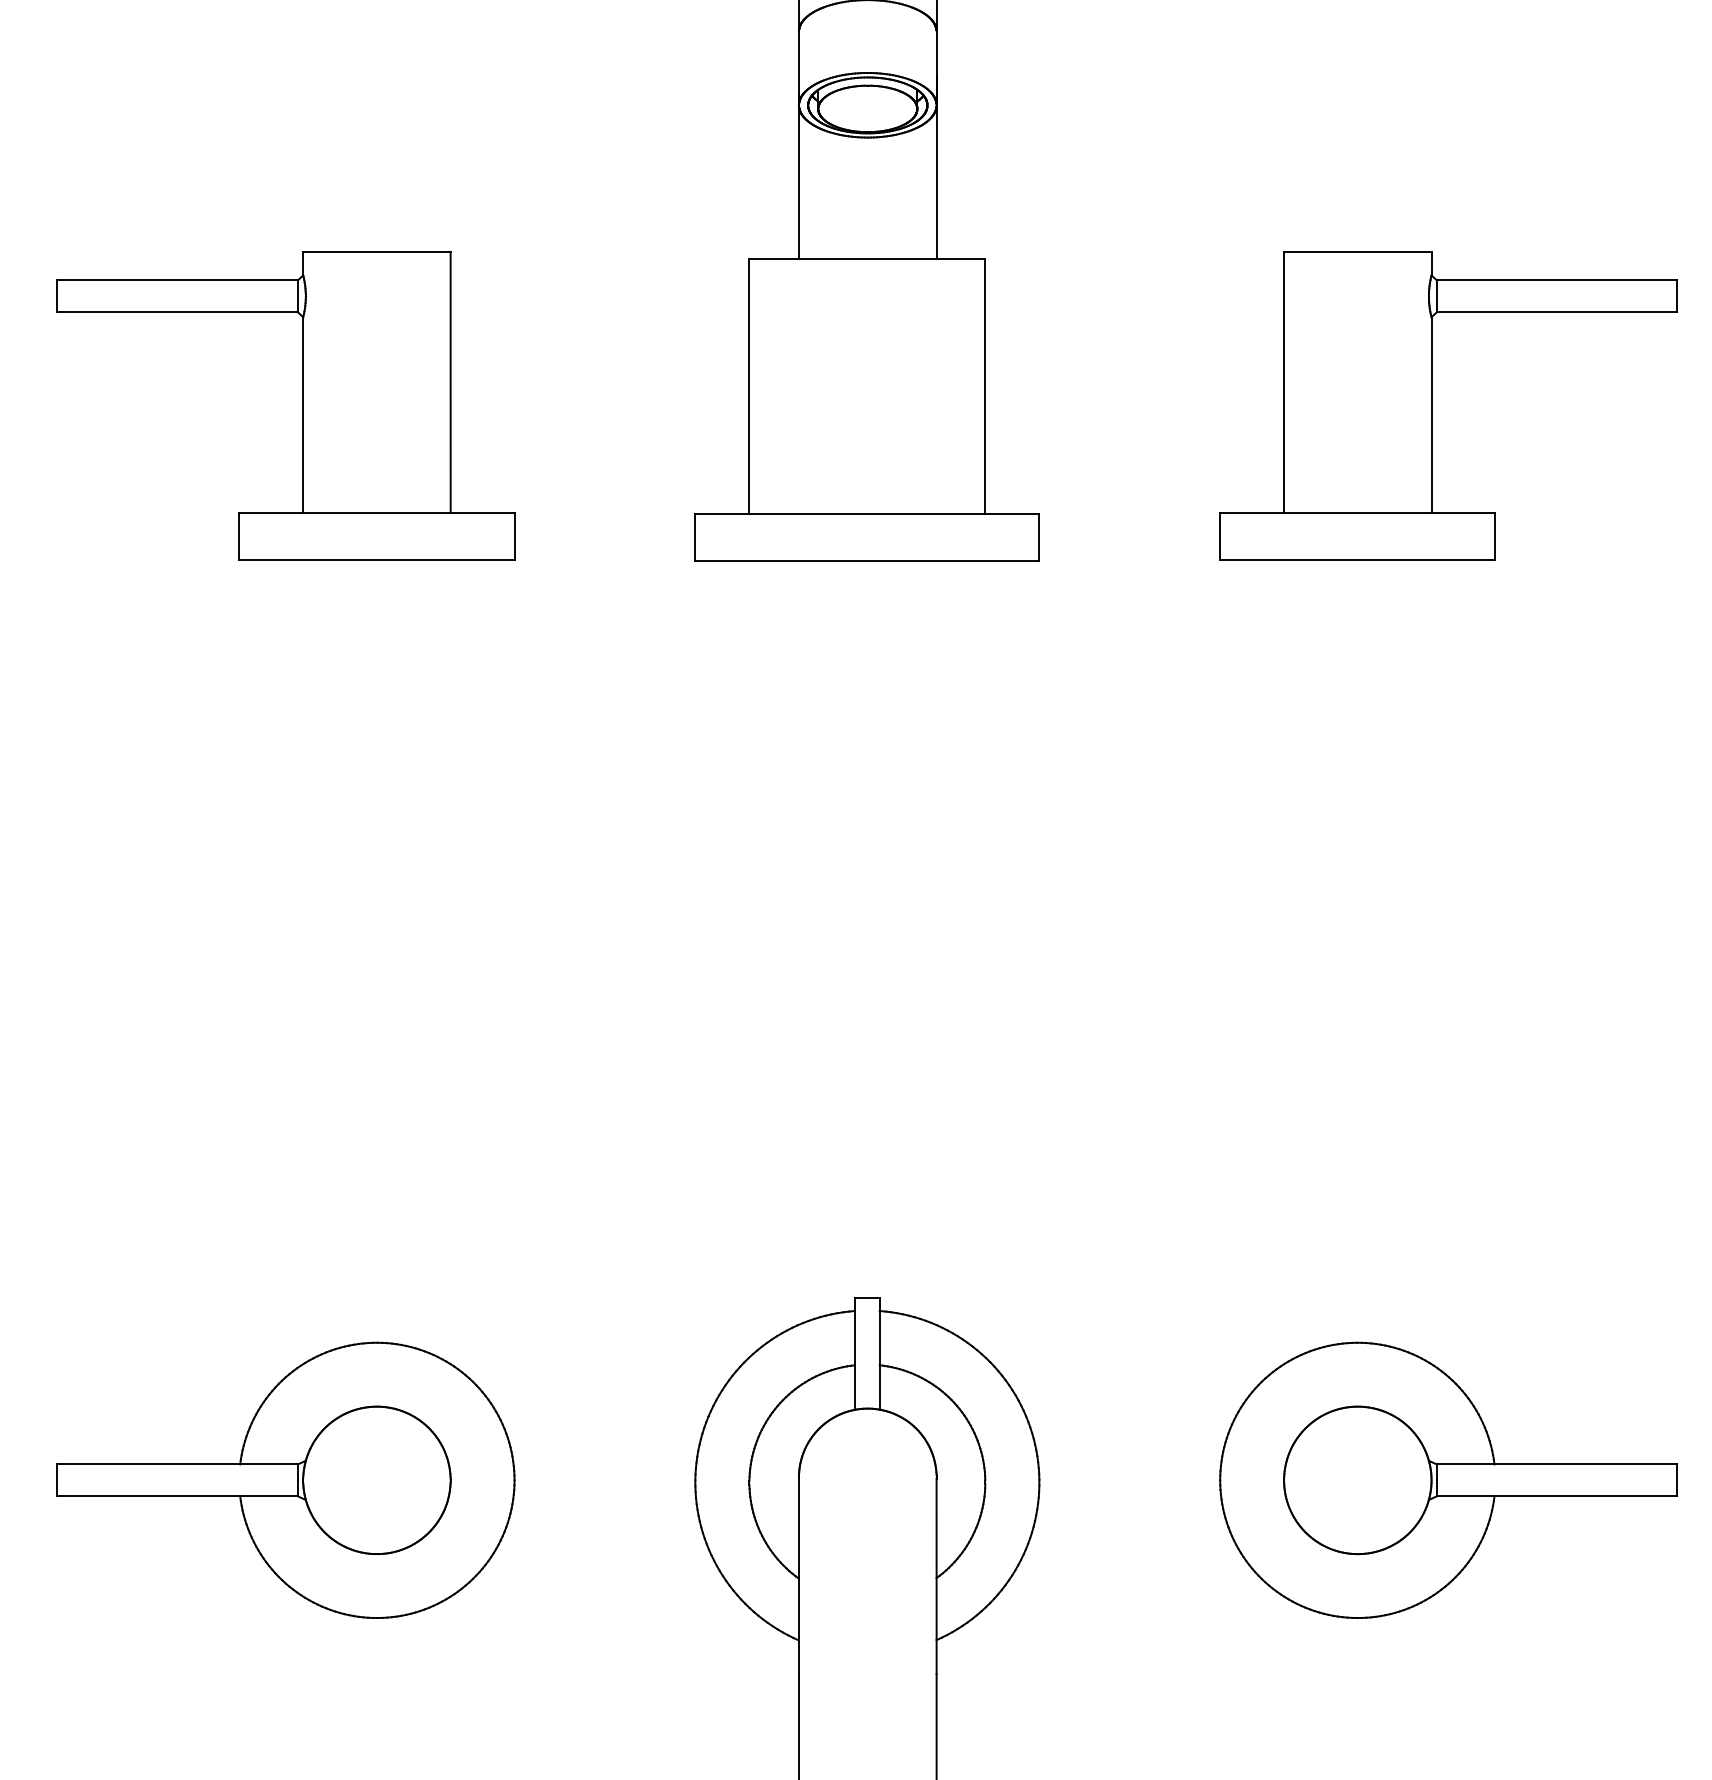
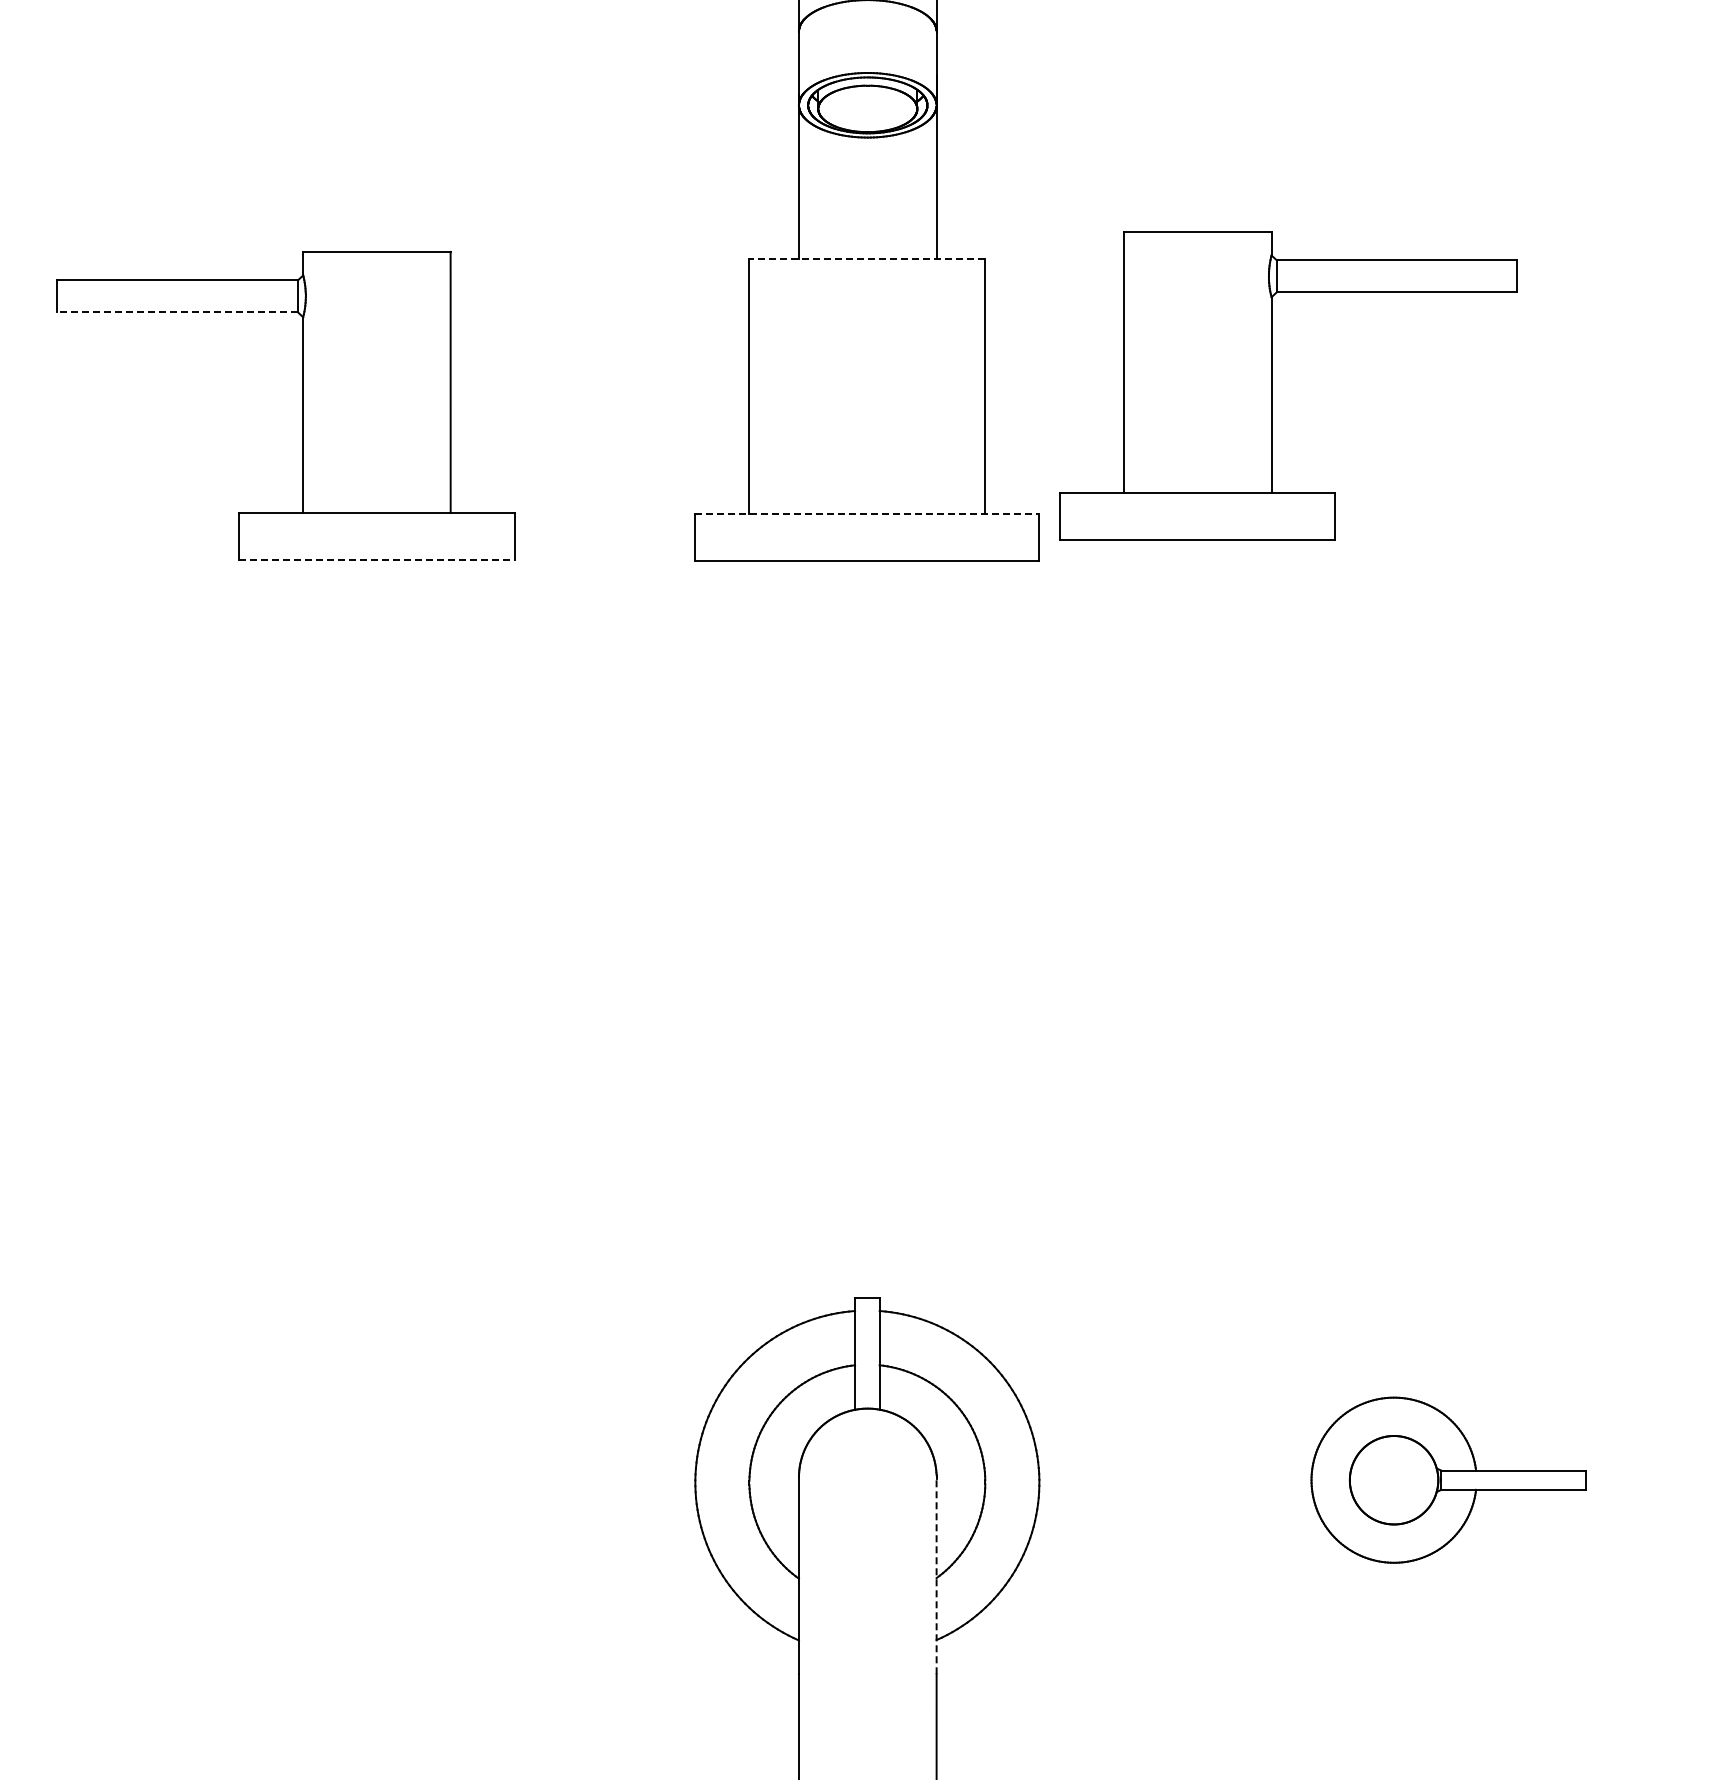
line: solid -> dashed (867, 258)
line: solid -> dashed (177, 312)
part position: (1432, 405) -> (1272, 385) (1272, 385)
line: solid -> dashed (867, 513)
line: solid -> dashed (376, 560)
part: present -> none (285, 1479)
part size: 459x278 px -> 277x168 px (1448, 1479)
line: solid -> dashed (936, 1576)
